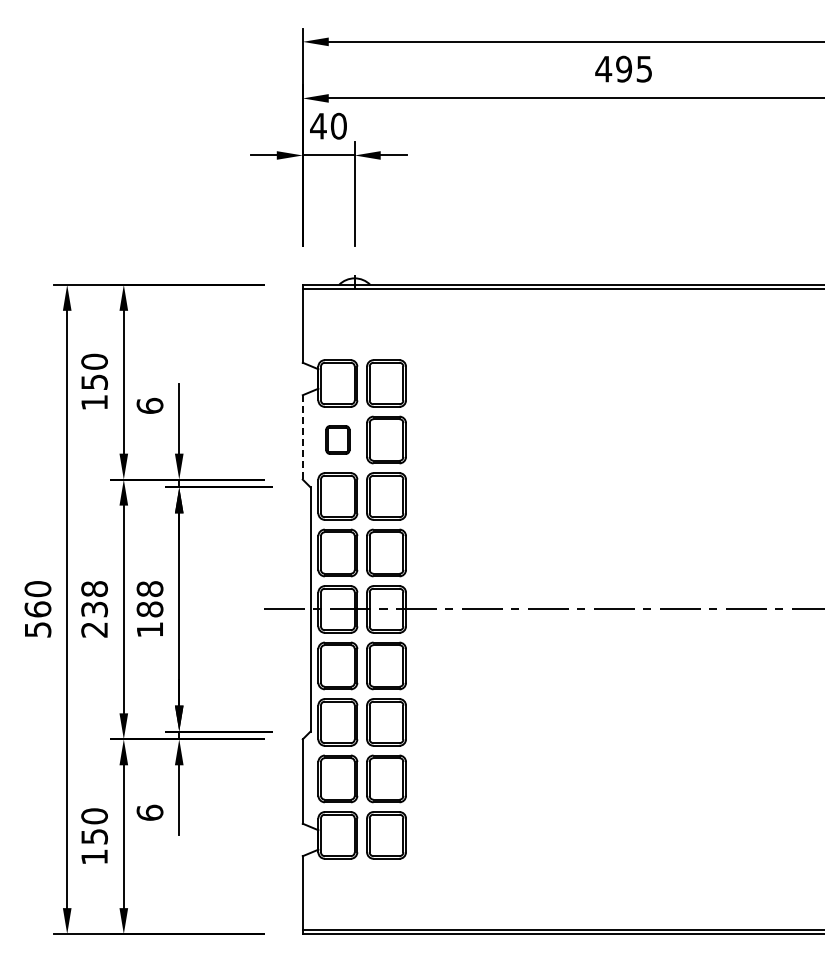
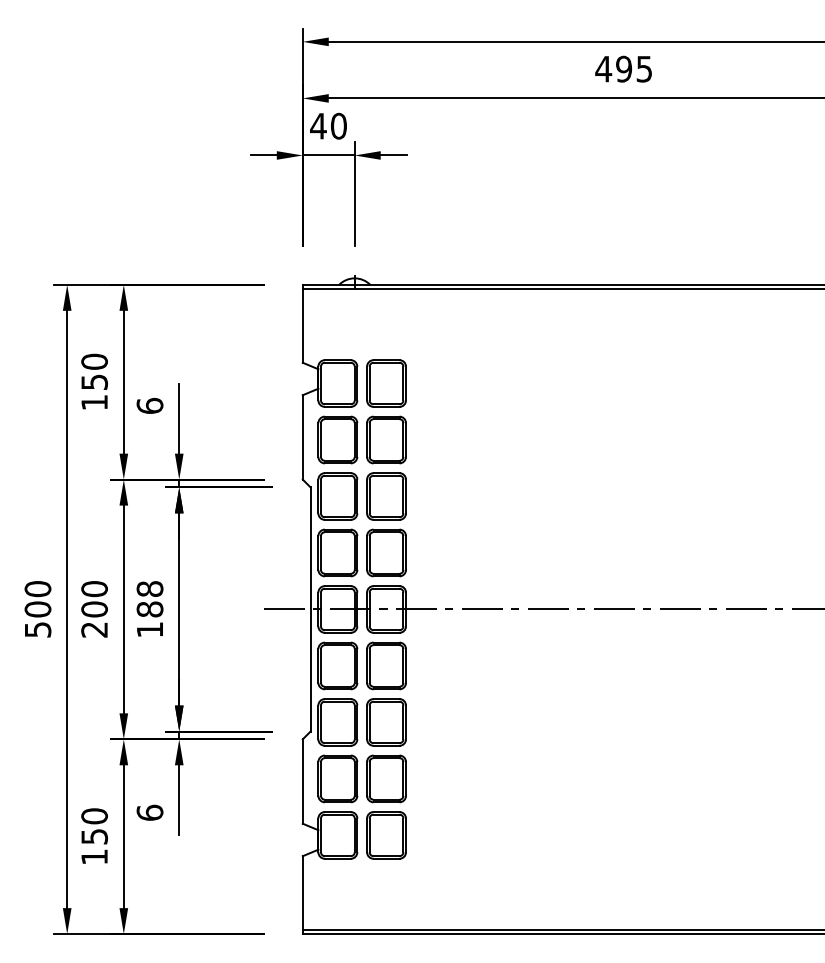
line: dashed -> solid (302, 437)
part size: 26x30 px -> 42x50 px (337, 439)
text: 238 -> 200 (94, 599)
text: 560 -> 500 (37, 609)
